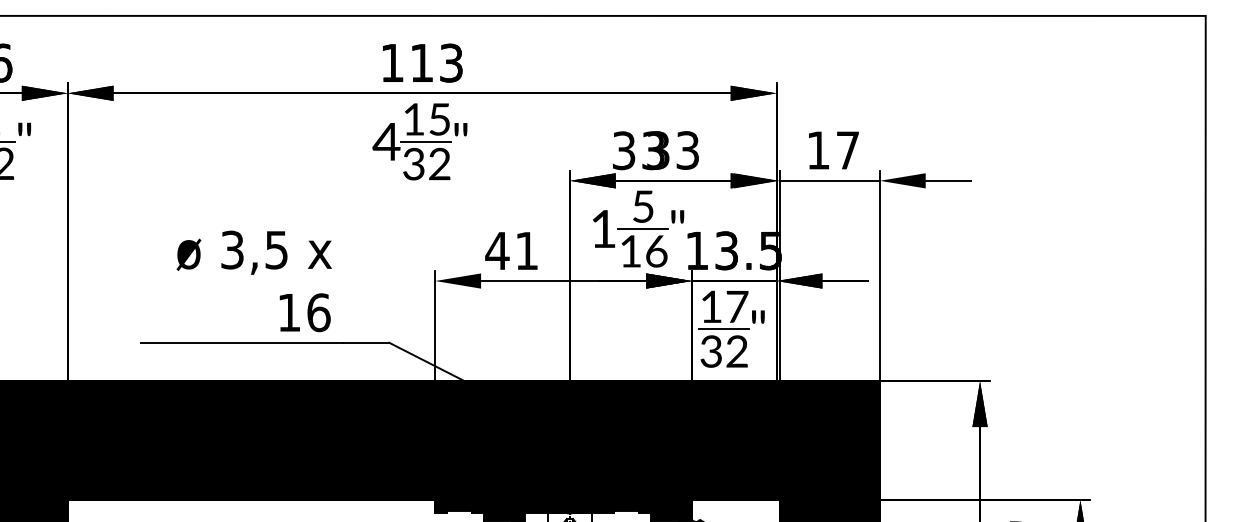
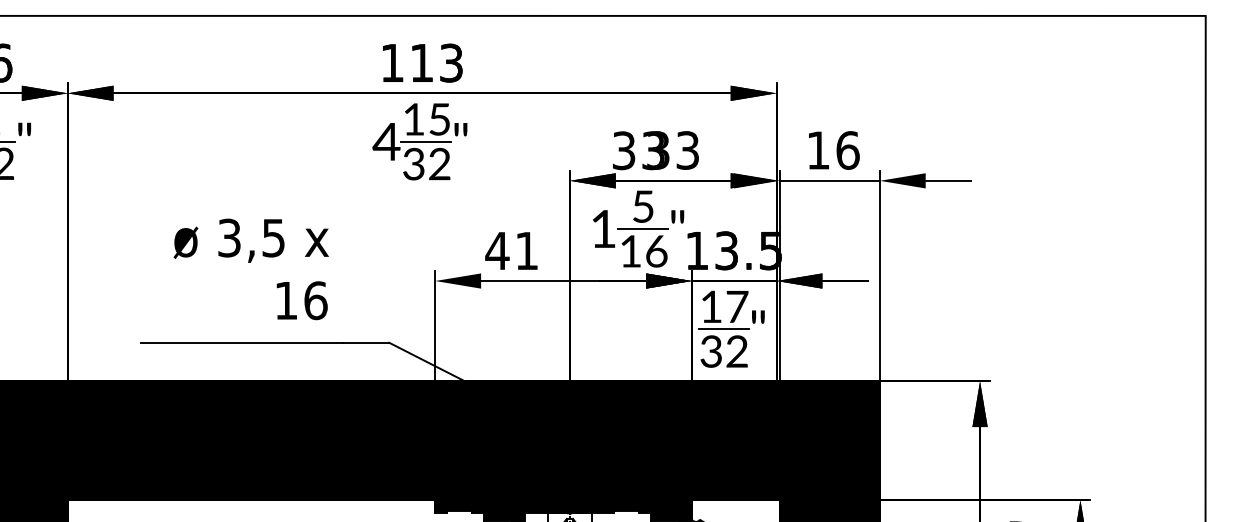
text: 17 -> 16 (847, 150)
text position: (253, 281) -> (250, 269) (250, 269)
